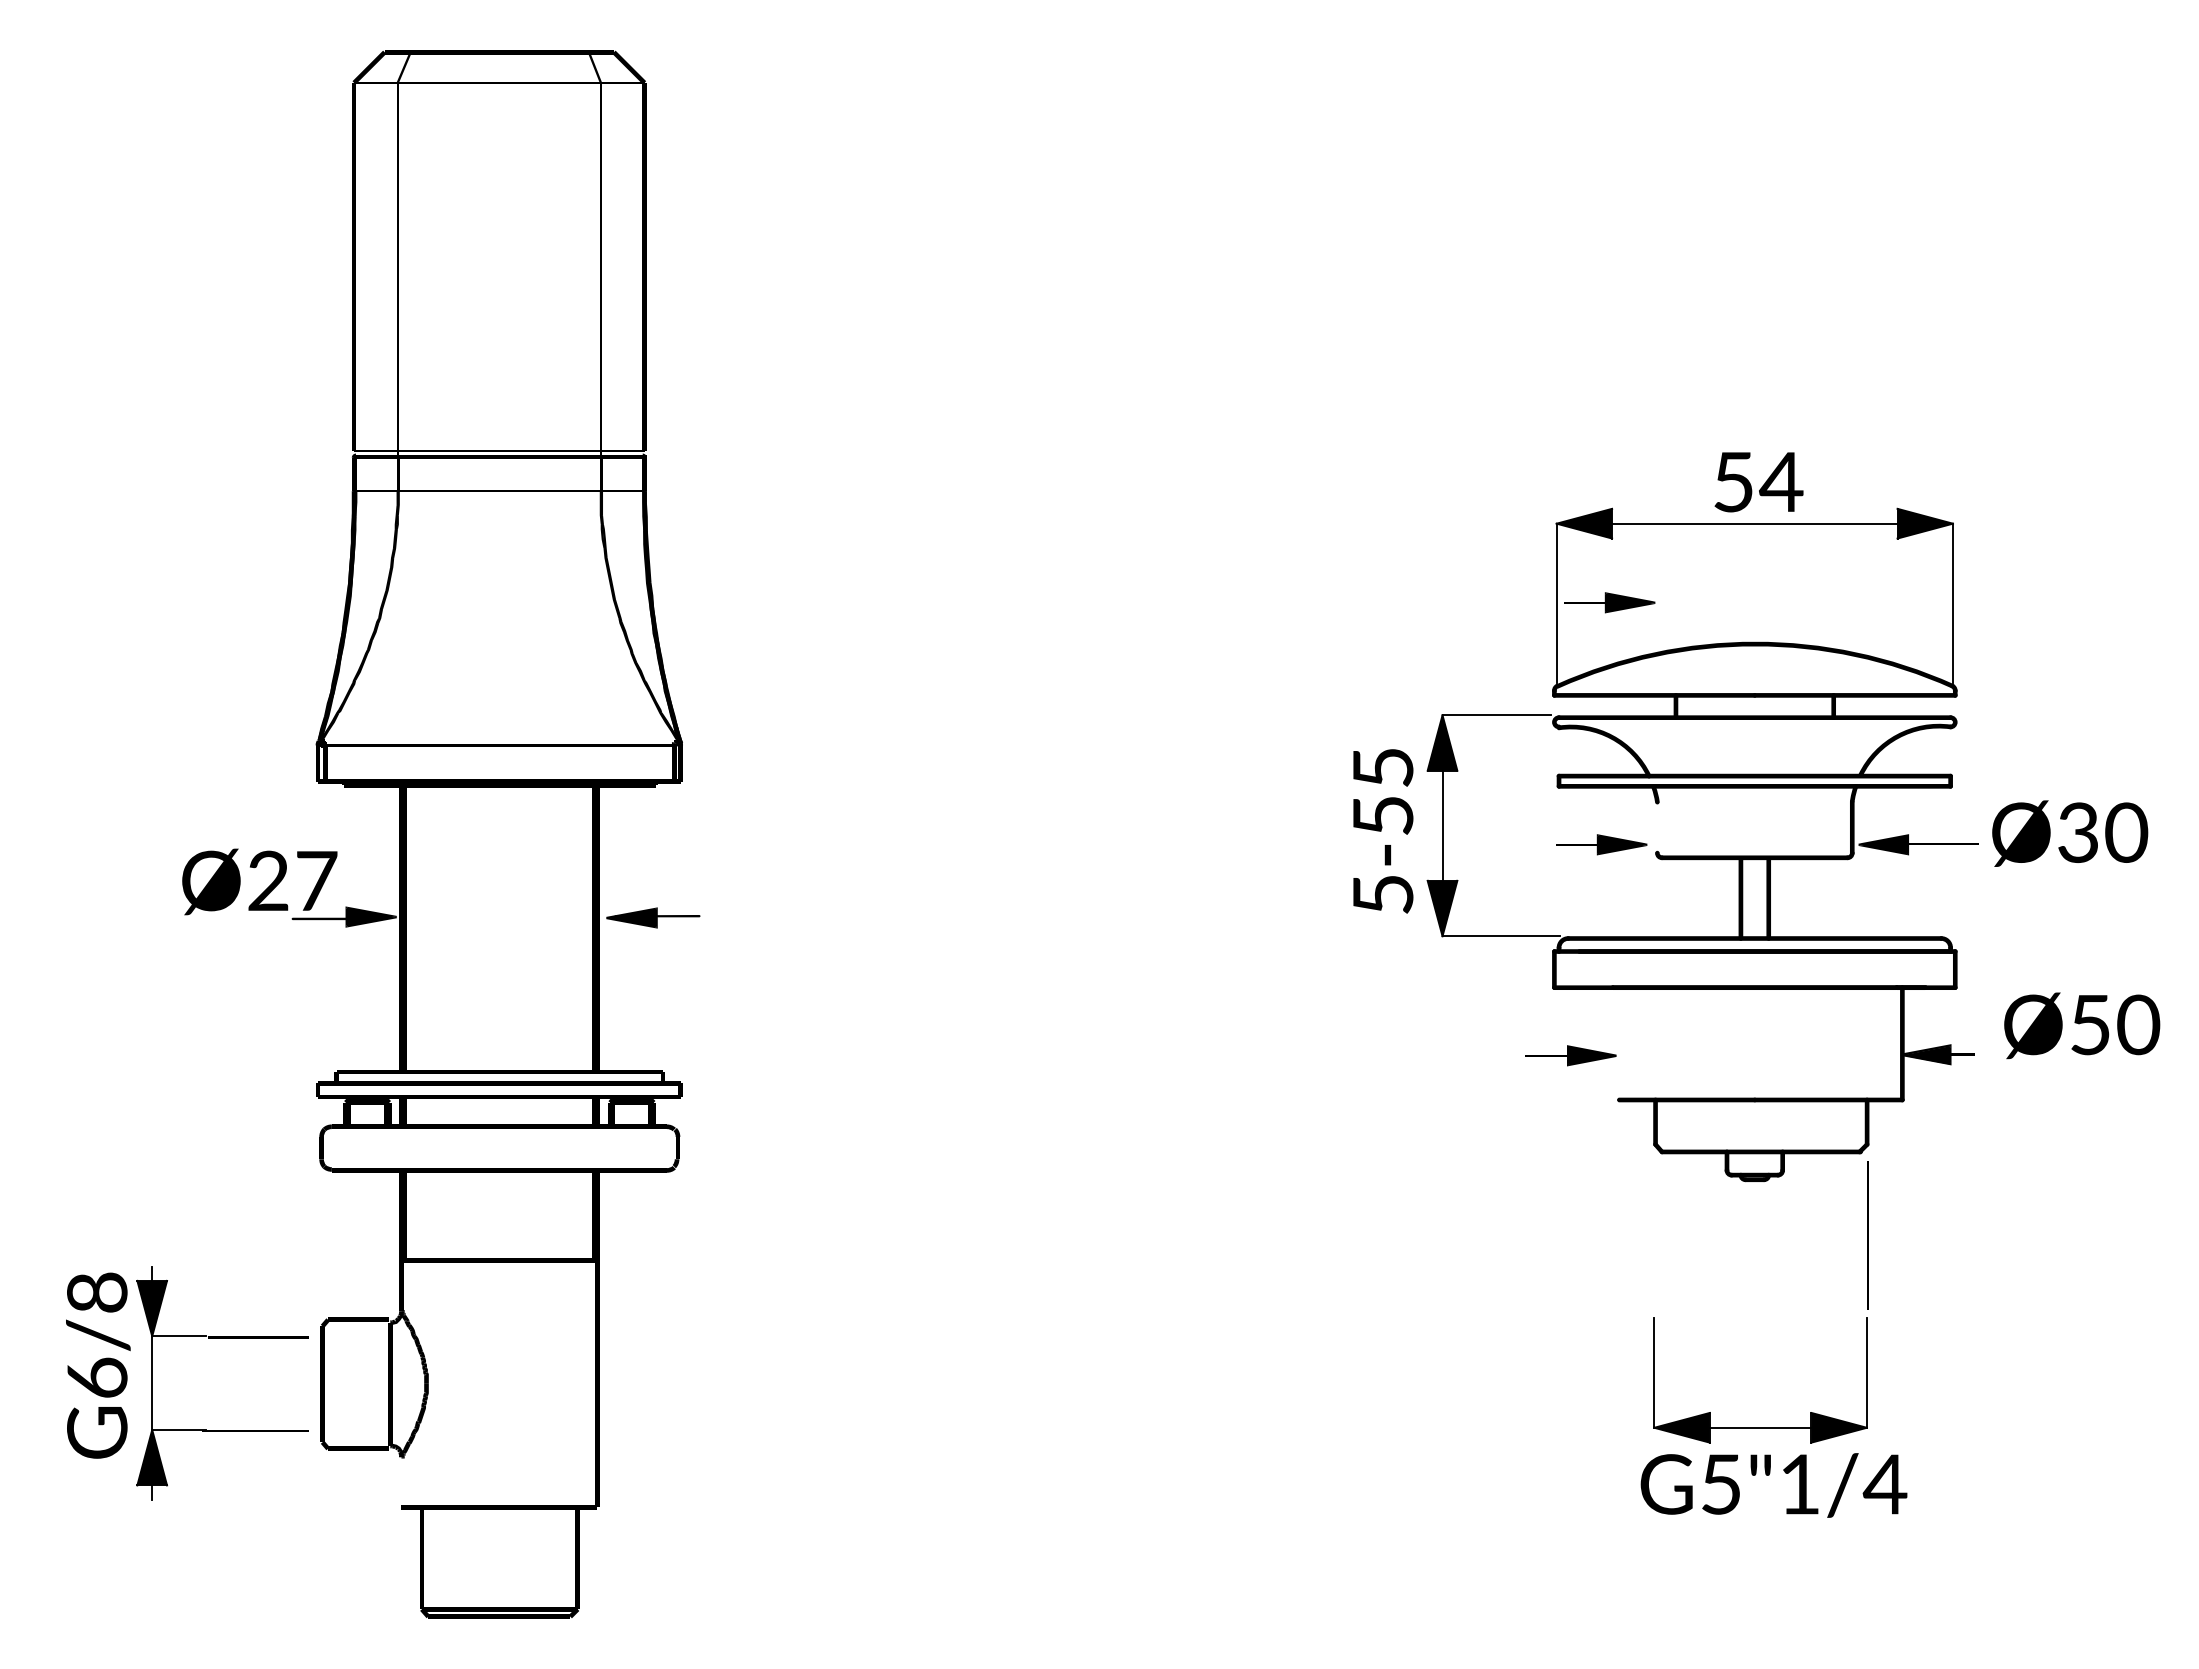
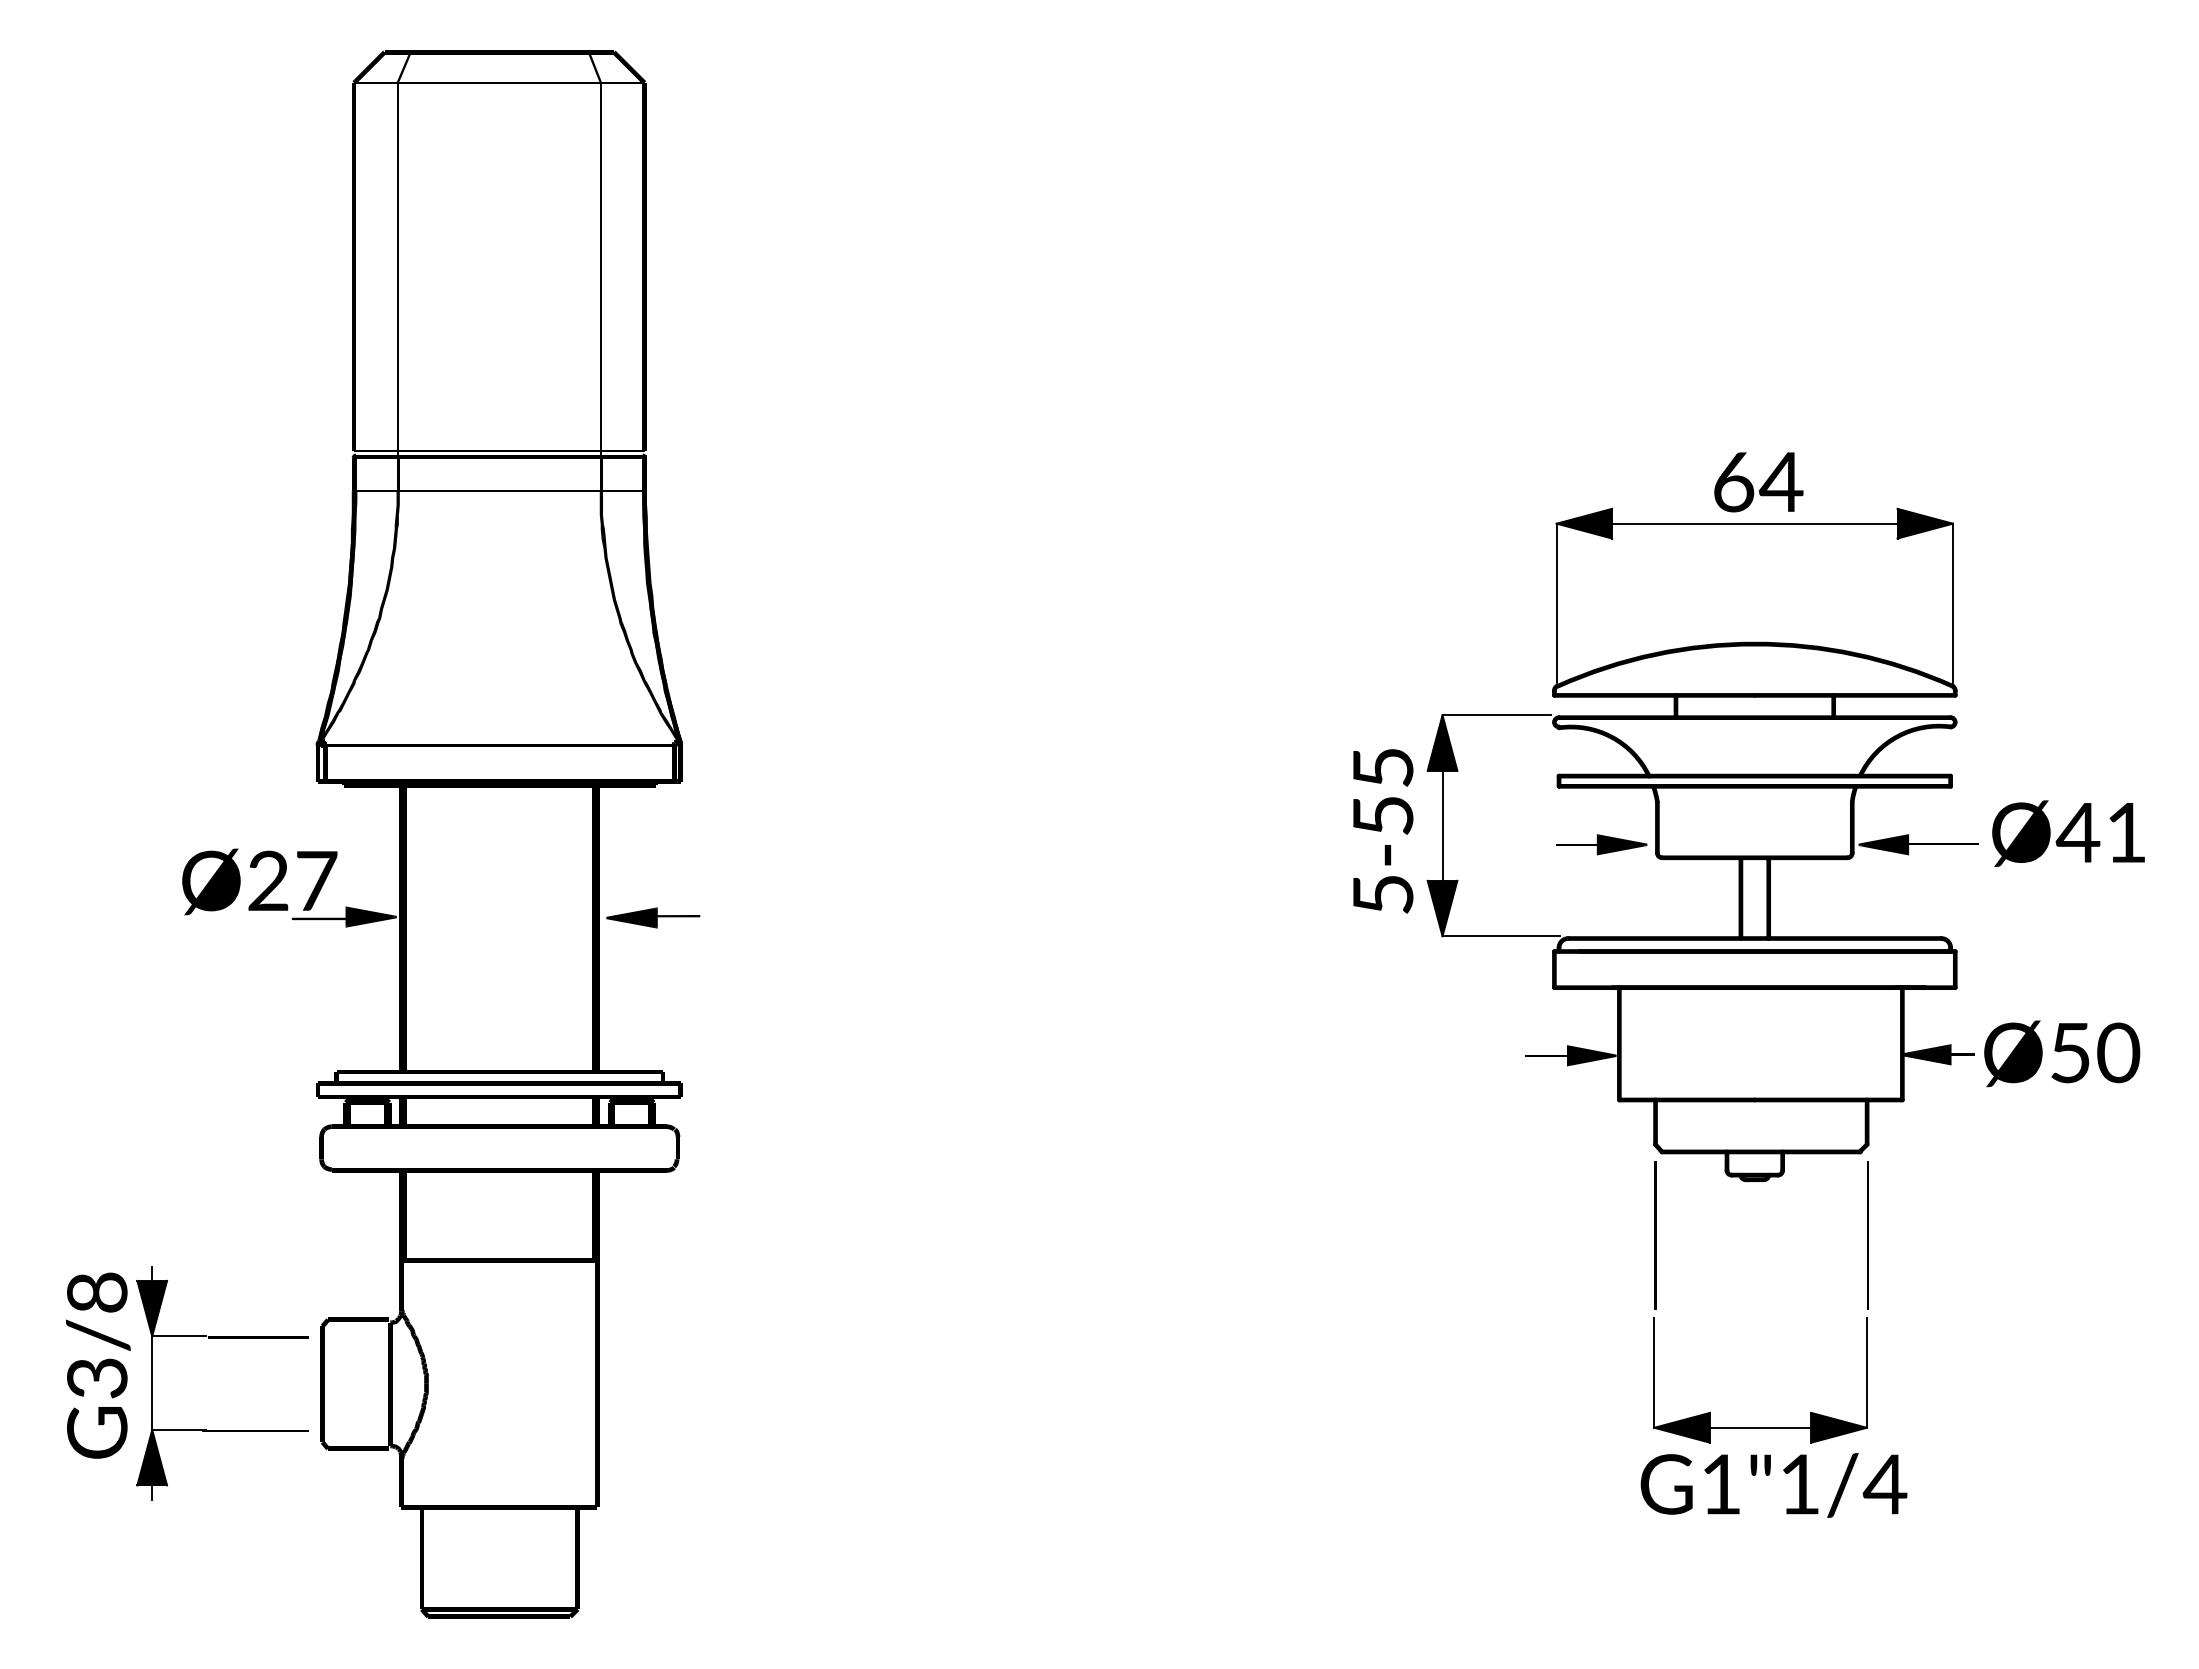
text: 54 -> 64 (1734, 482)
part: present -> none (1609, 602)
fill: none -> present (1657, 827)
text: Ø30 -> Ø41 (2101, 832)
text position: (2082, 1025) -> (2062, 1053) (2062, 1053)
fill: none -> present (1619, 1043)
line: none -> present (1655, 1235)
text: G6/8 -> G3/8 (97, 1377)
fill: none -> present (401, 1482)
text: G5"1/4 -> G1"1/4 (1720, 1484)
